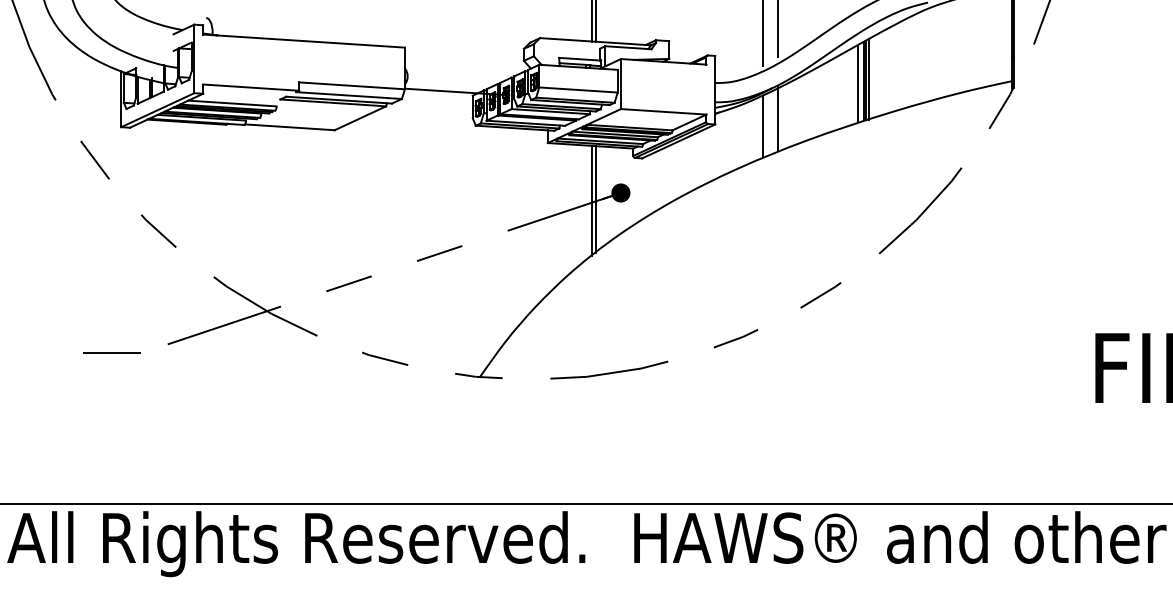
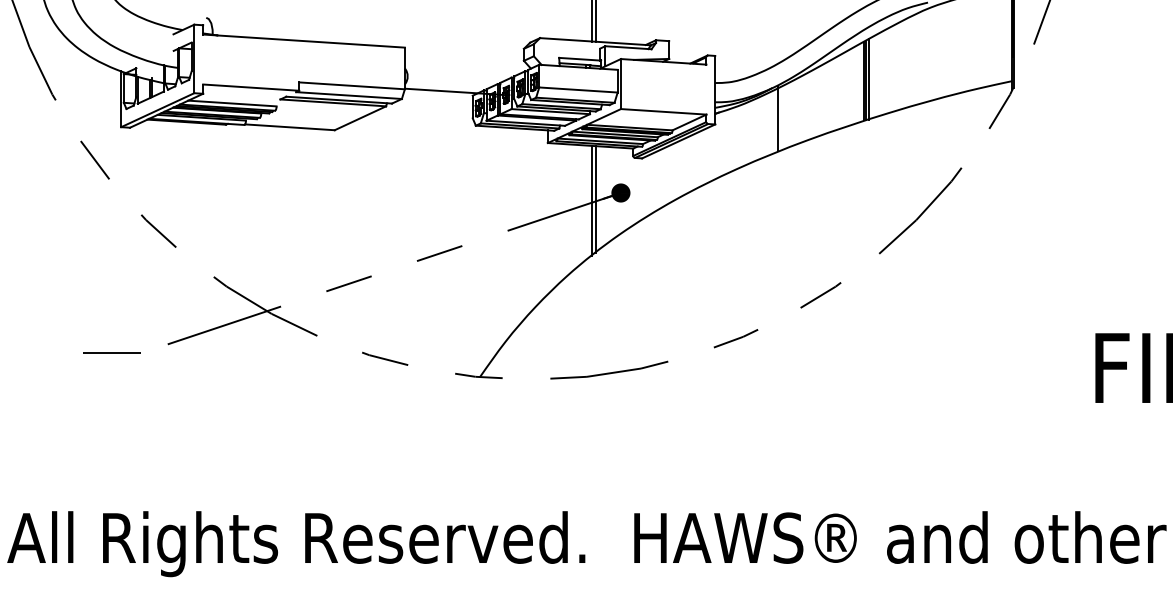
line: present -> none (777, 30)
line: present -> none (763, 34)
line: present -> none (858, 83)
line: present -> none (763, 126)
line: present -> none (585, 503)
